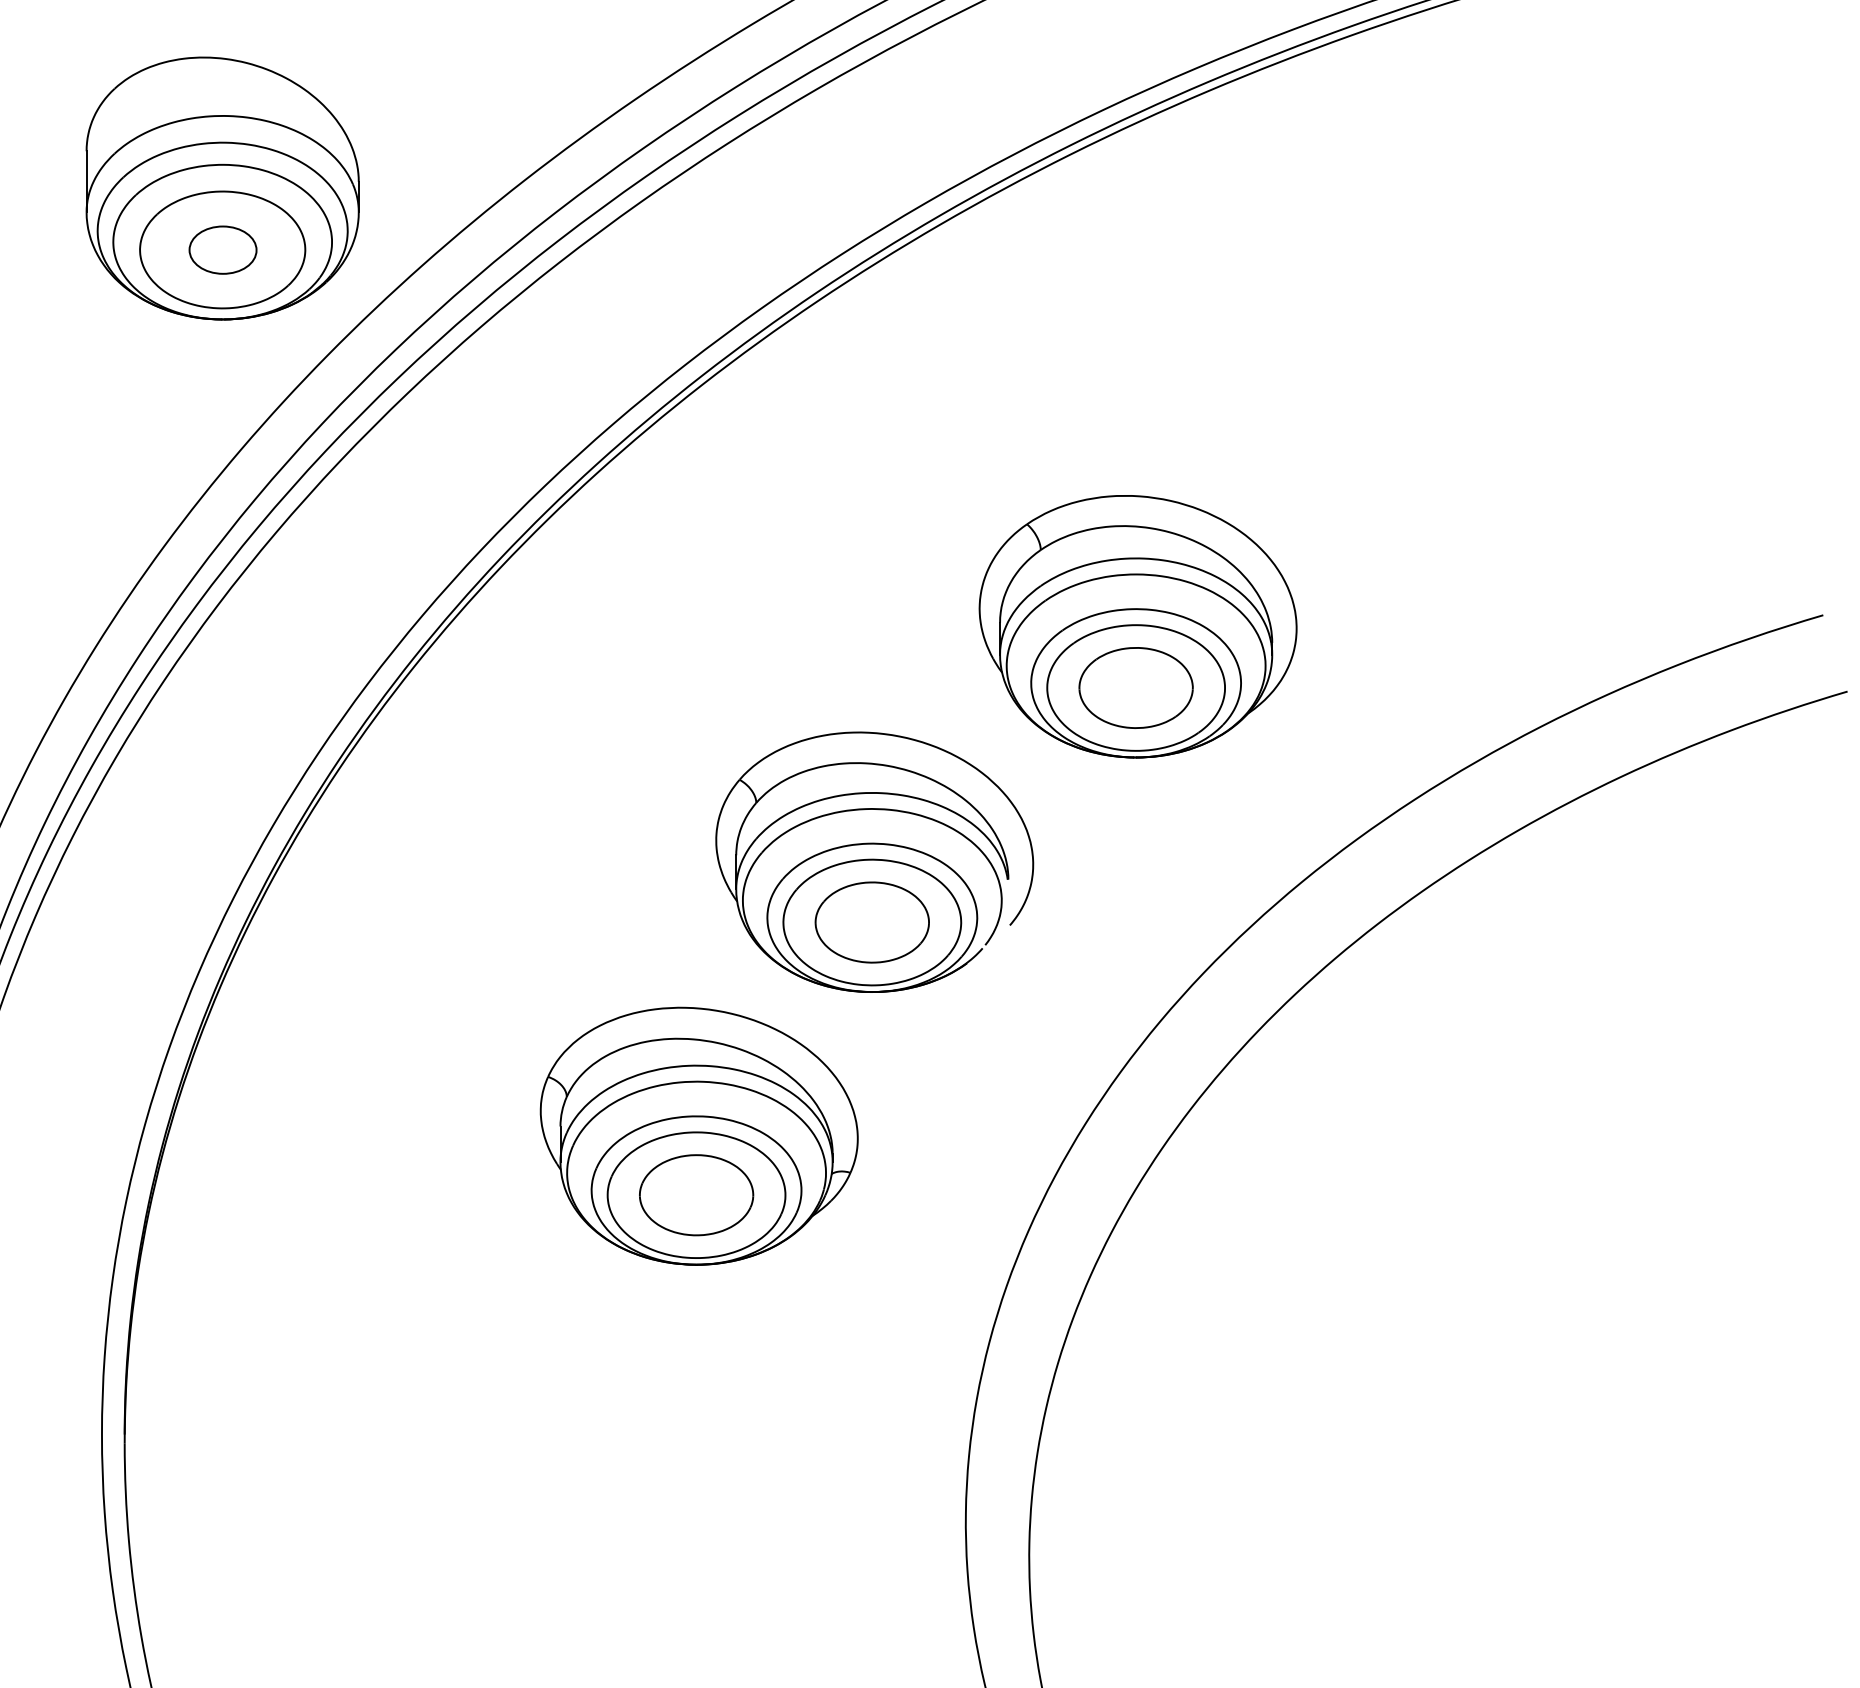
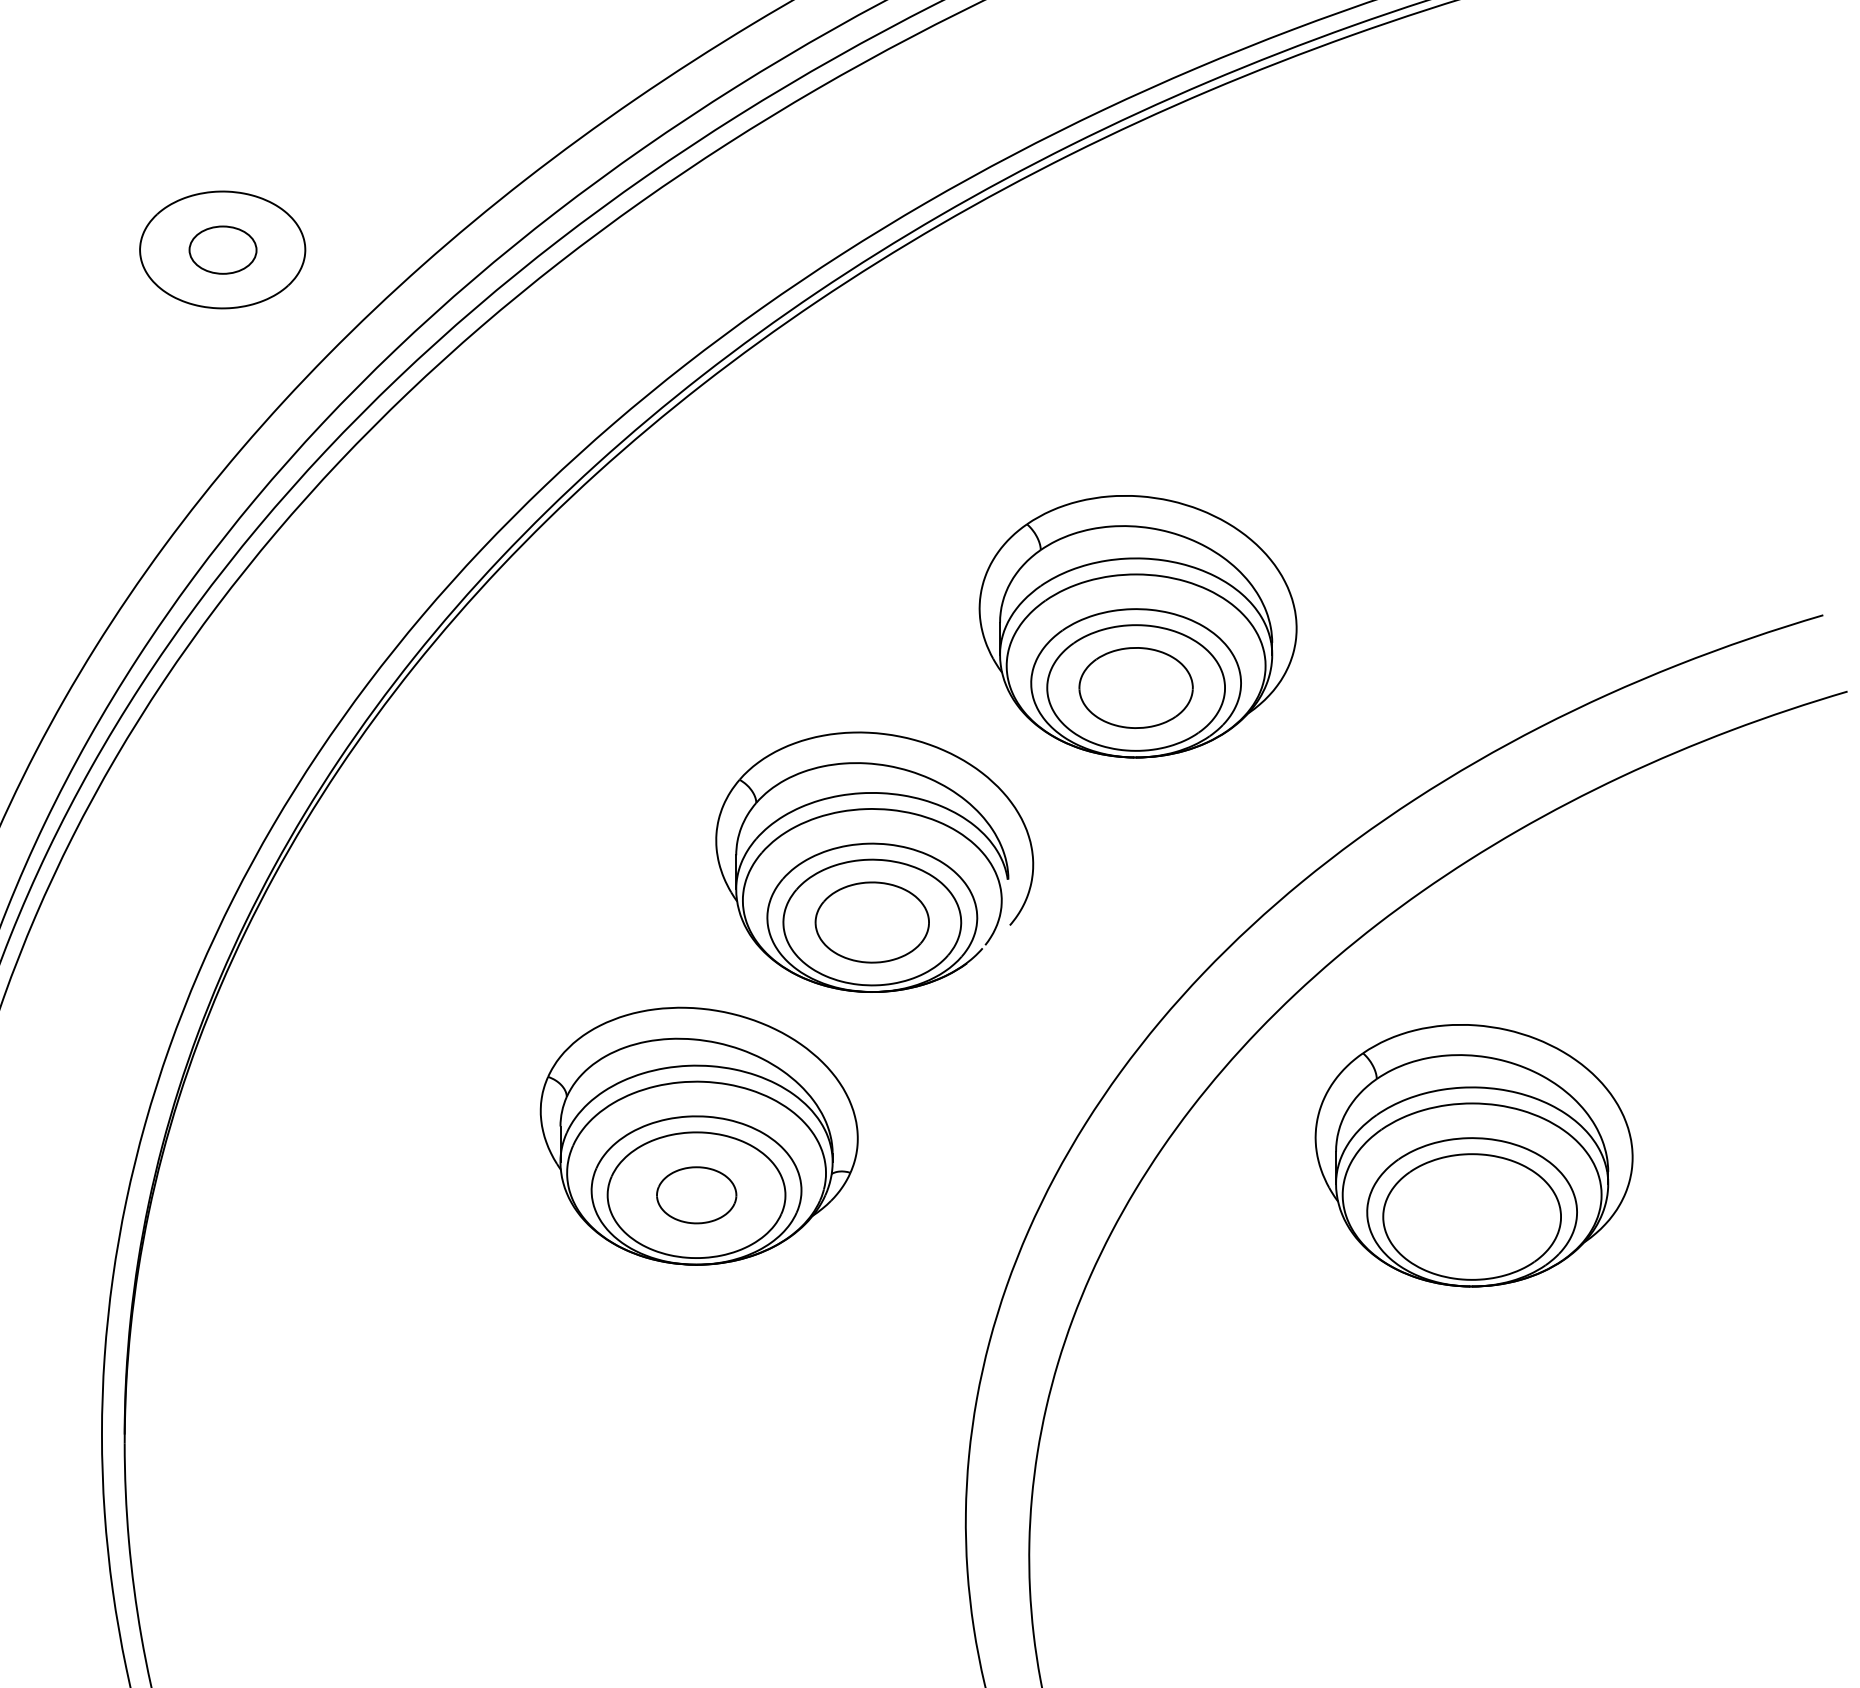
part: present -> none (222, 188)
part: none -> present (1473, 1155)
part size: 116x83 px -> 82x59 px (696, 1195)
